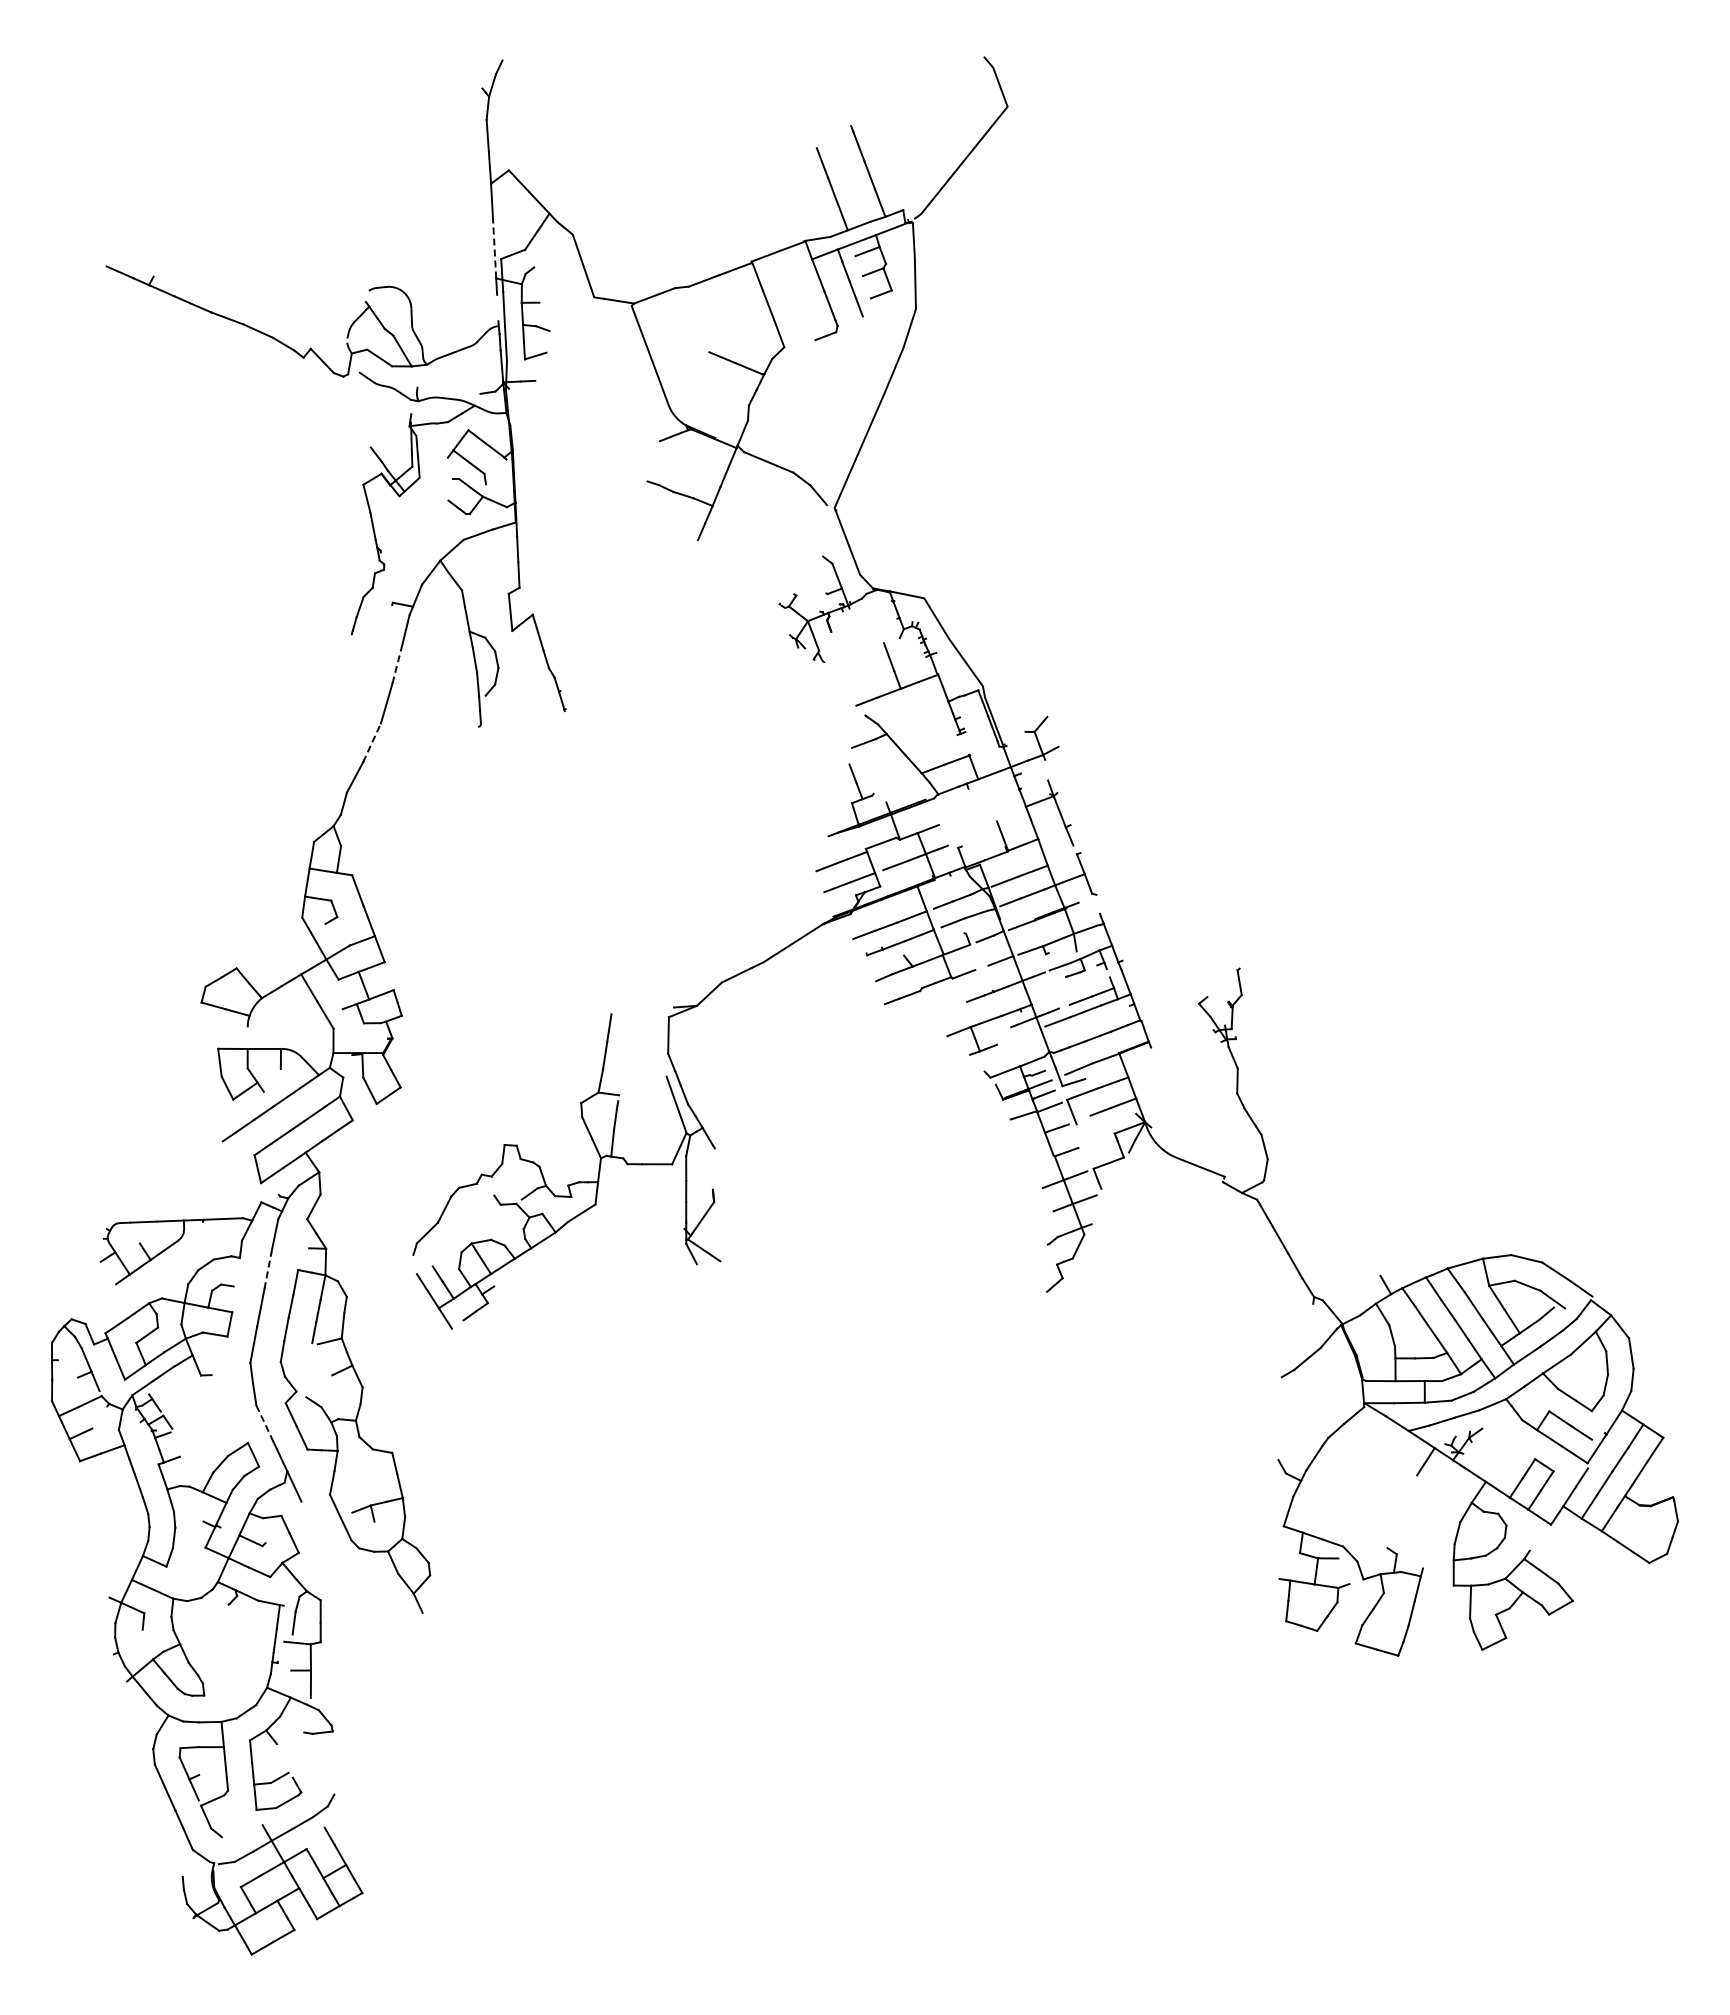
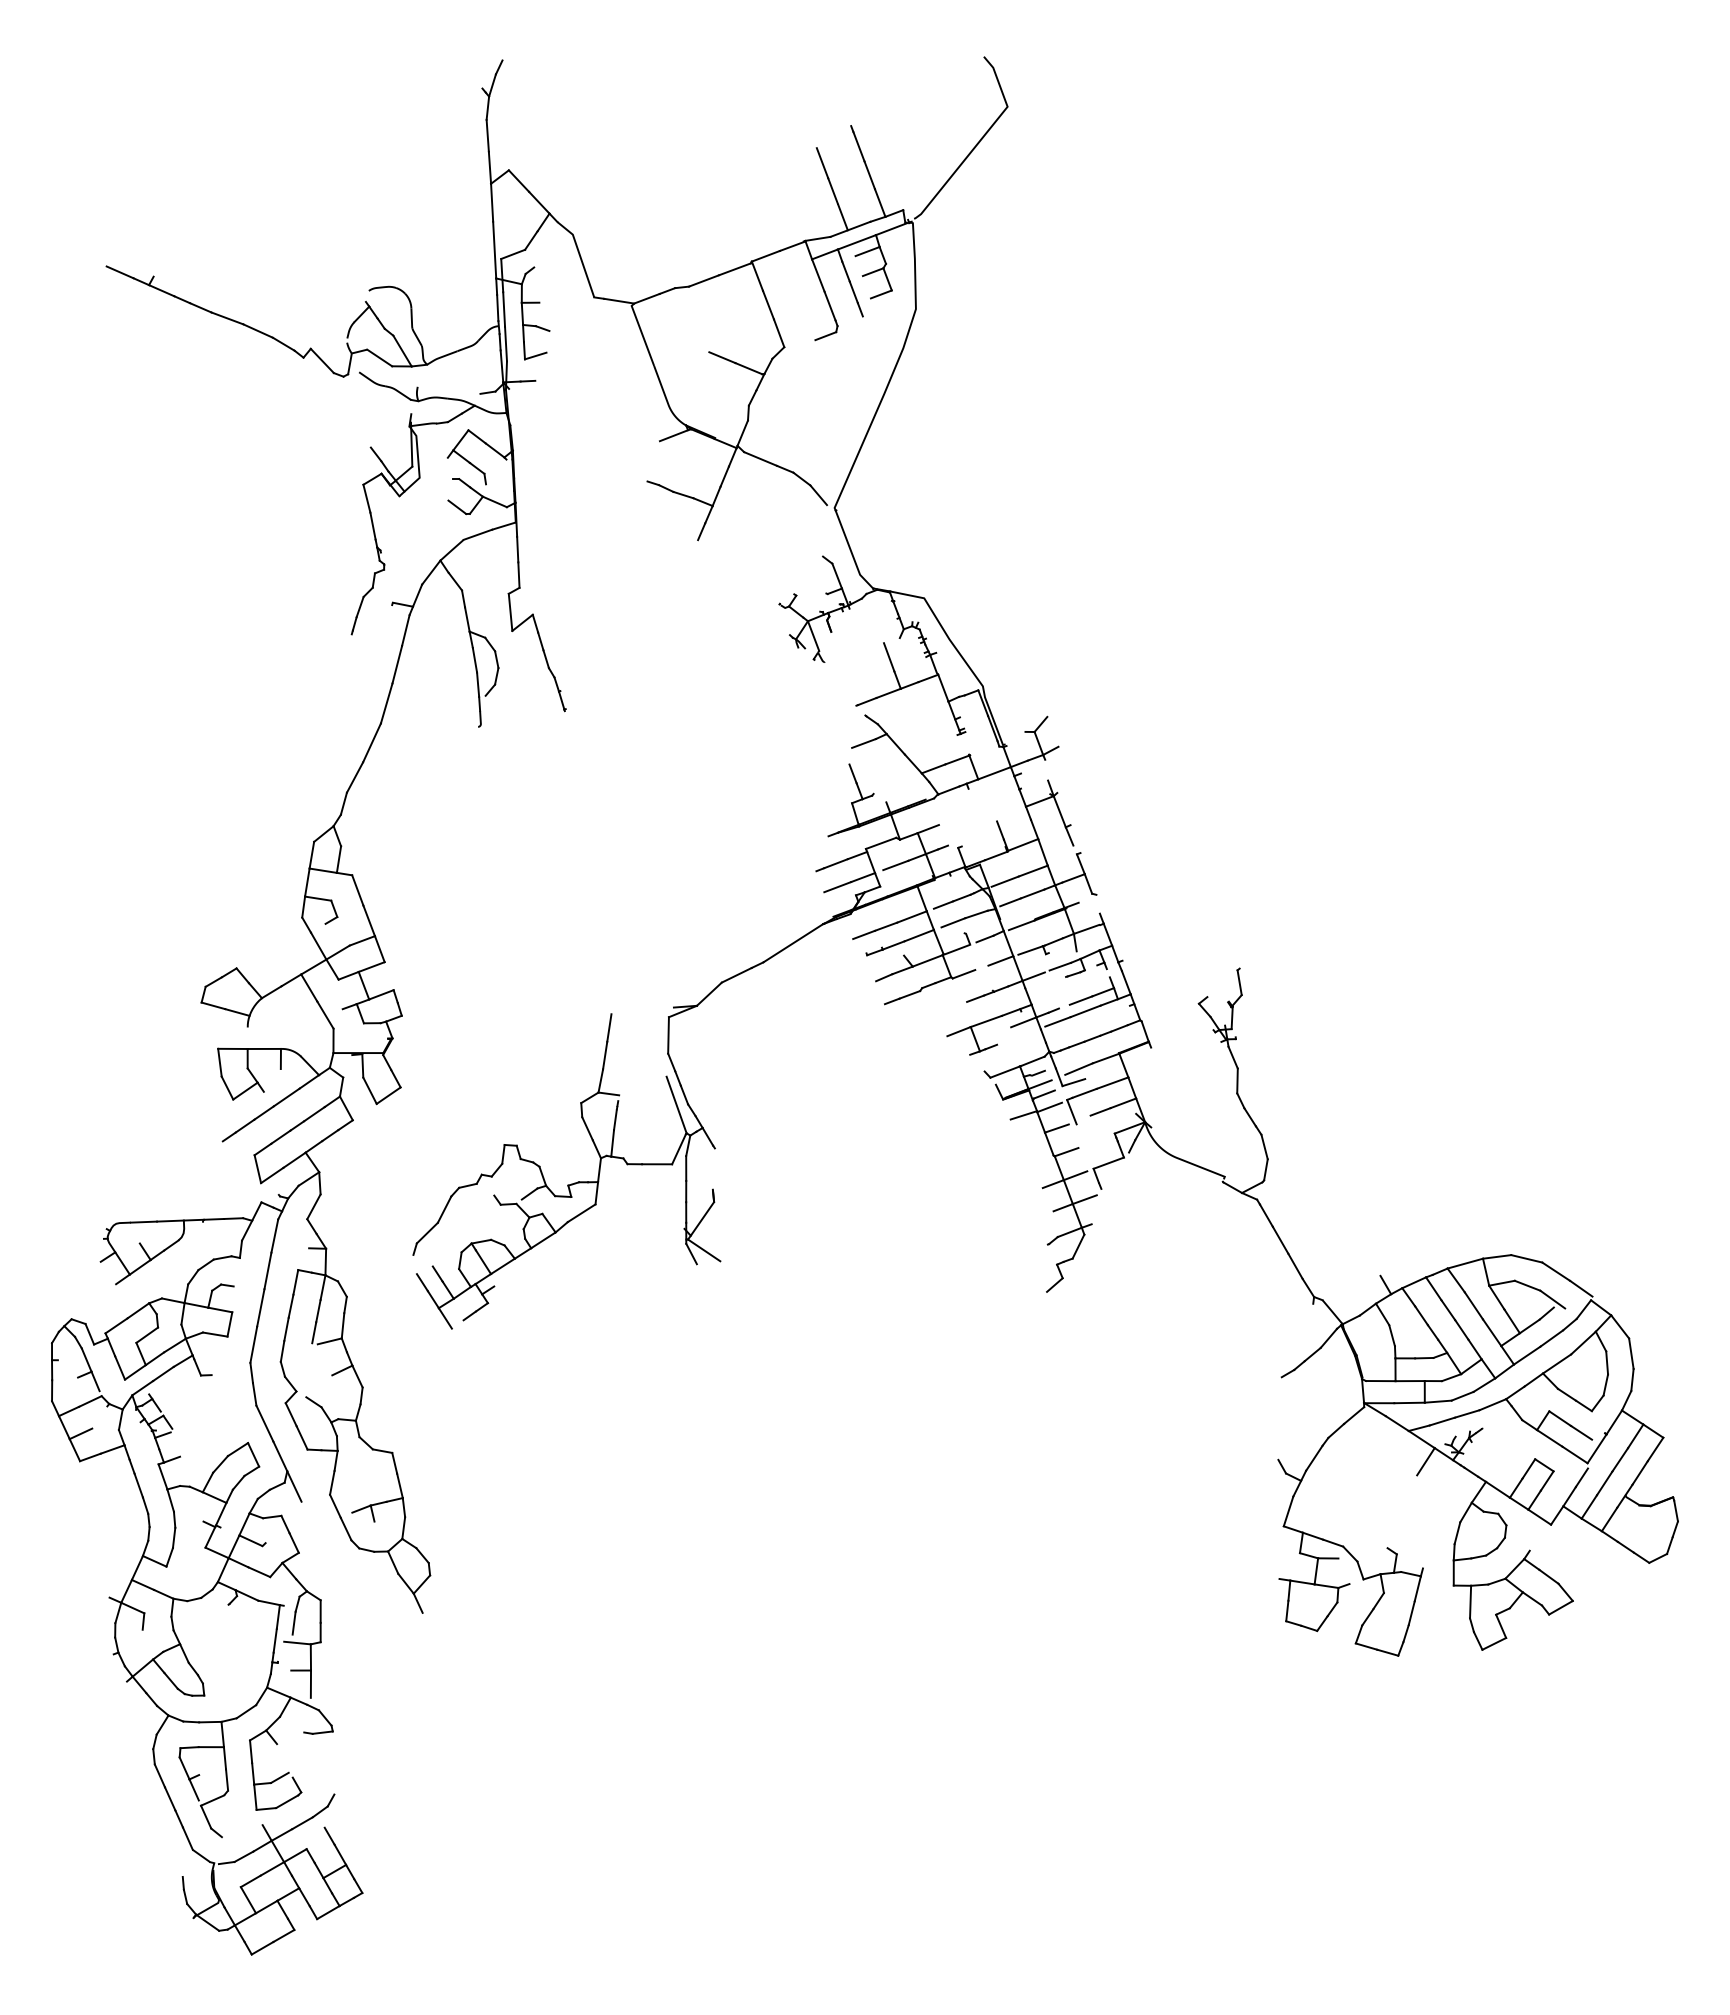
line: dashed -> solid (494, 249)
line: none -> present (497, 307)
line: dashed -> solid (397, 664)
line: dashed -> solid (372, 742)
line: dashed -> solid (267, 1270)
line: dashed -> solid (264, 1423)
